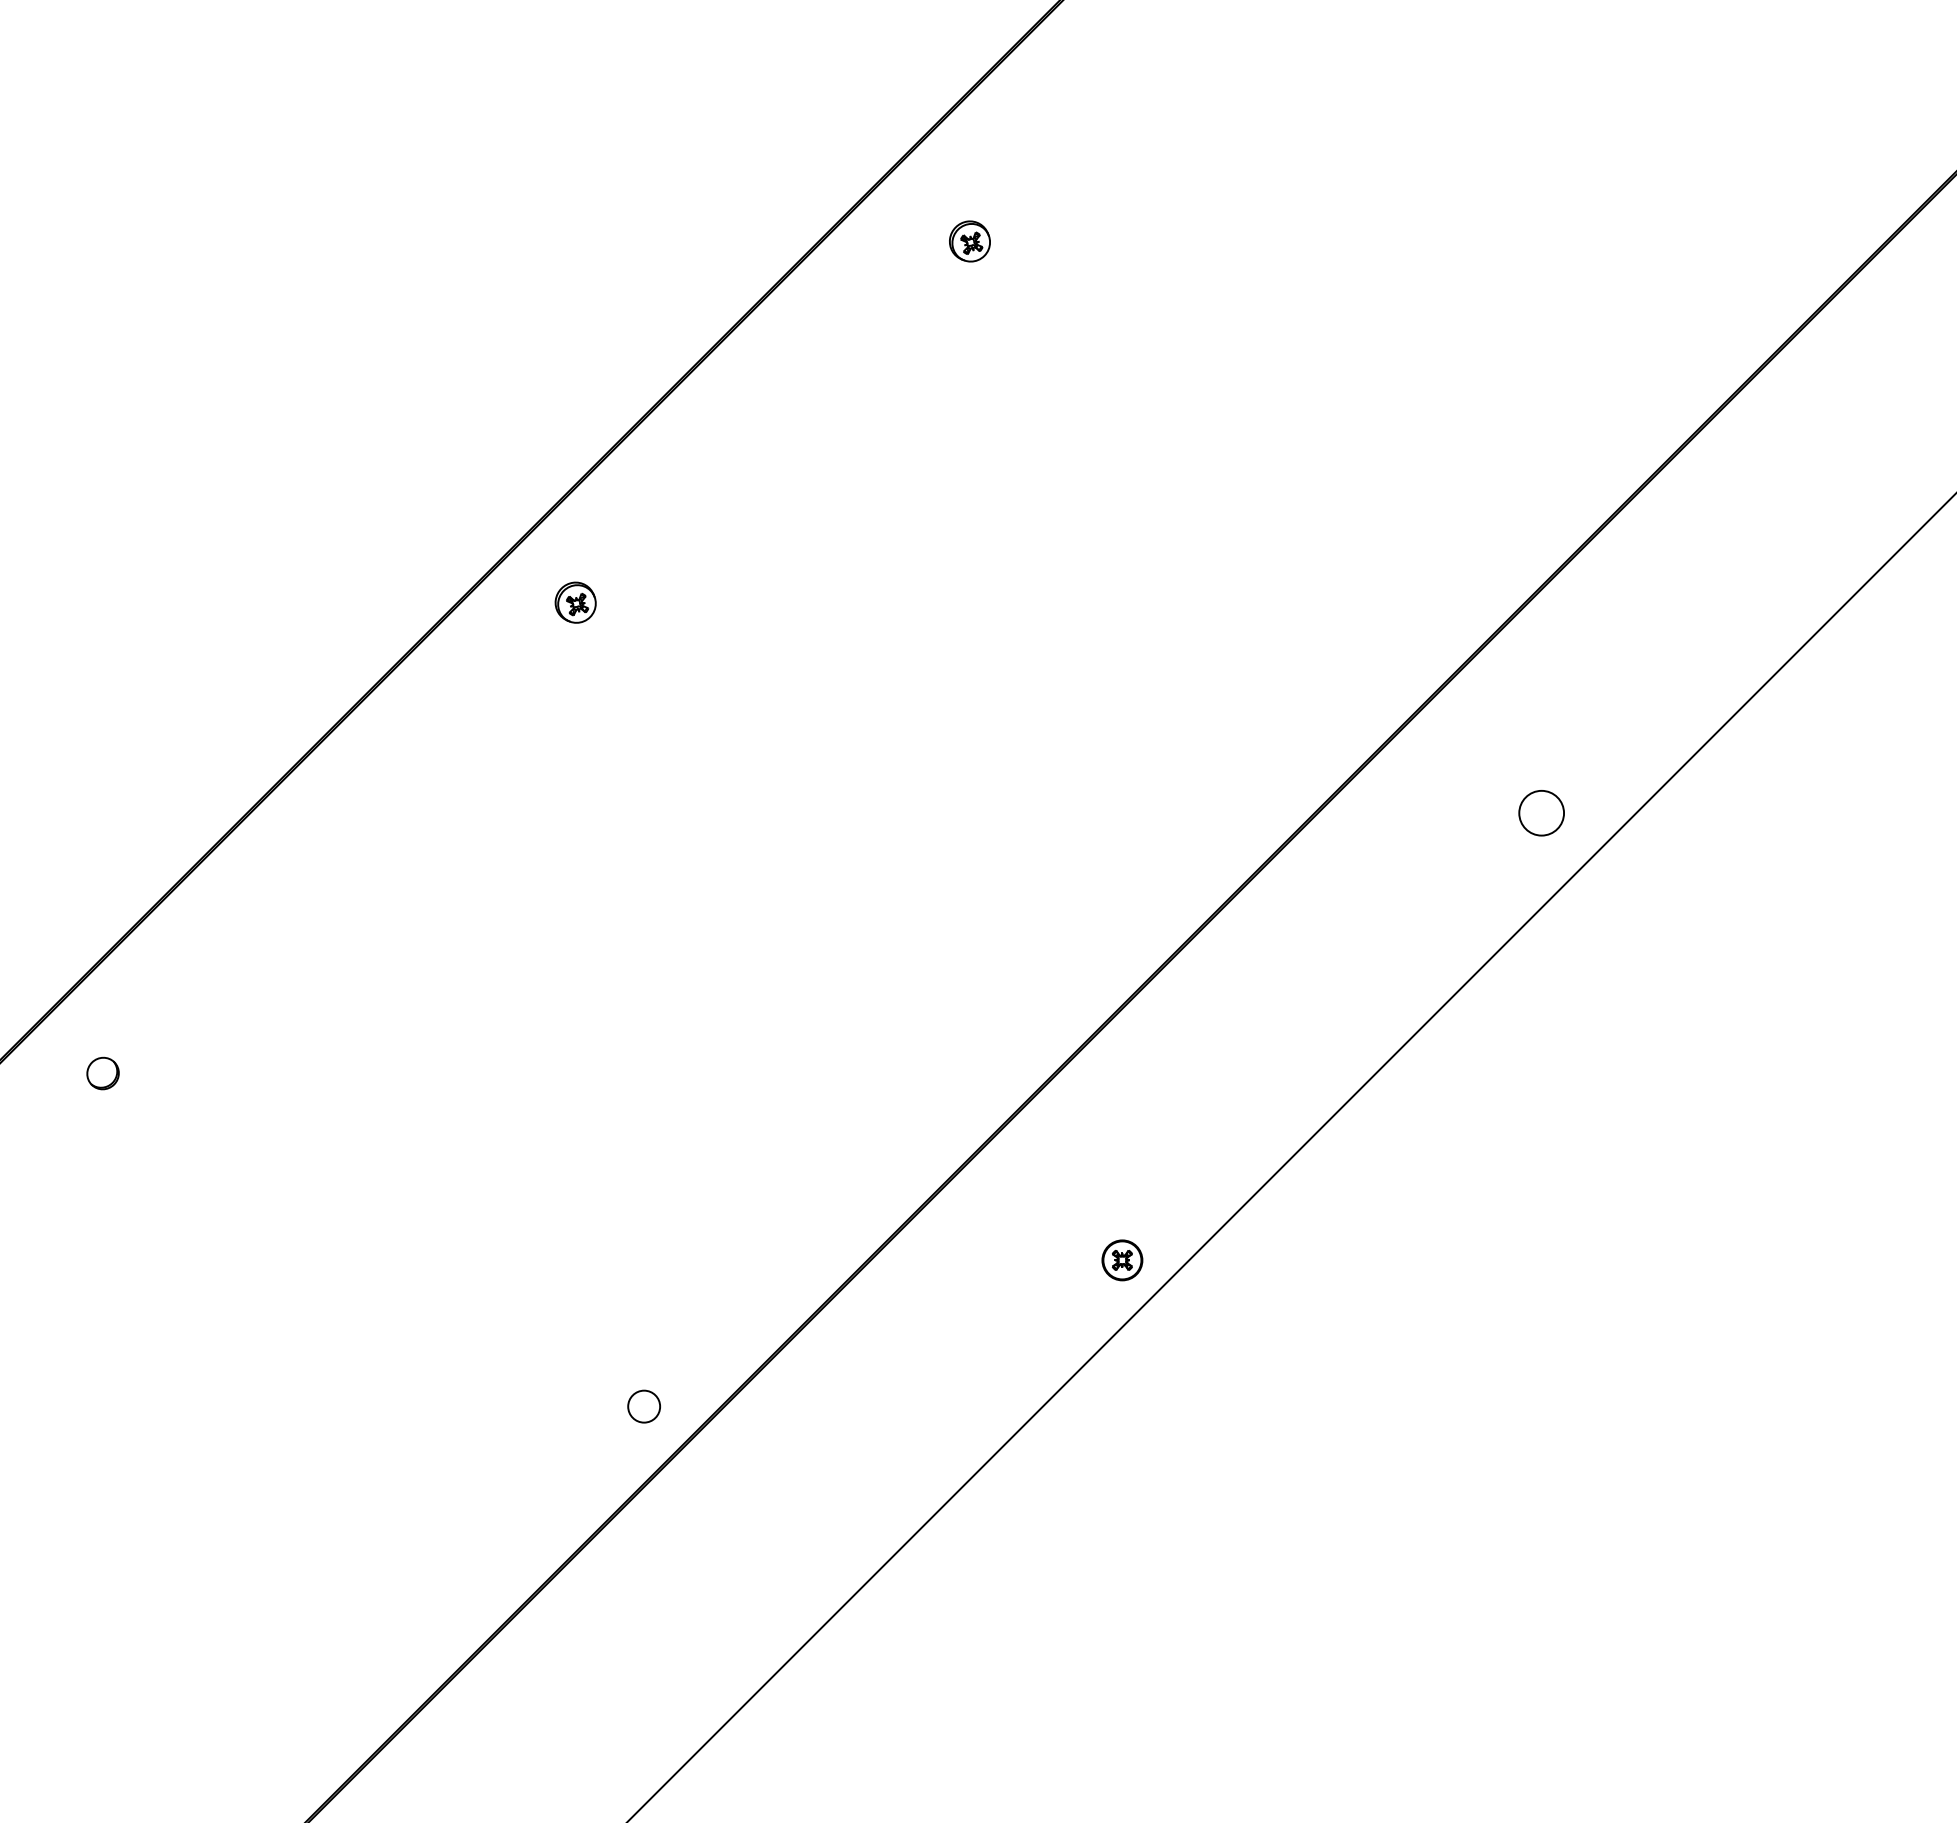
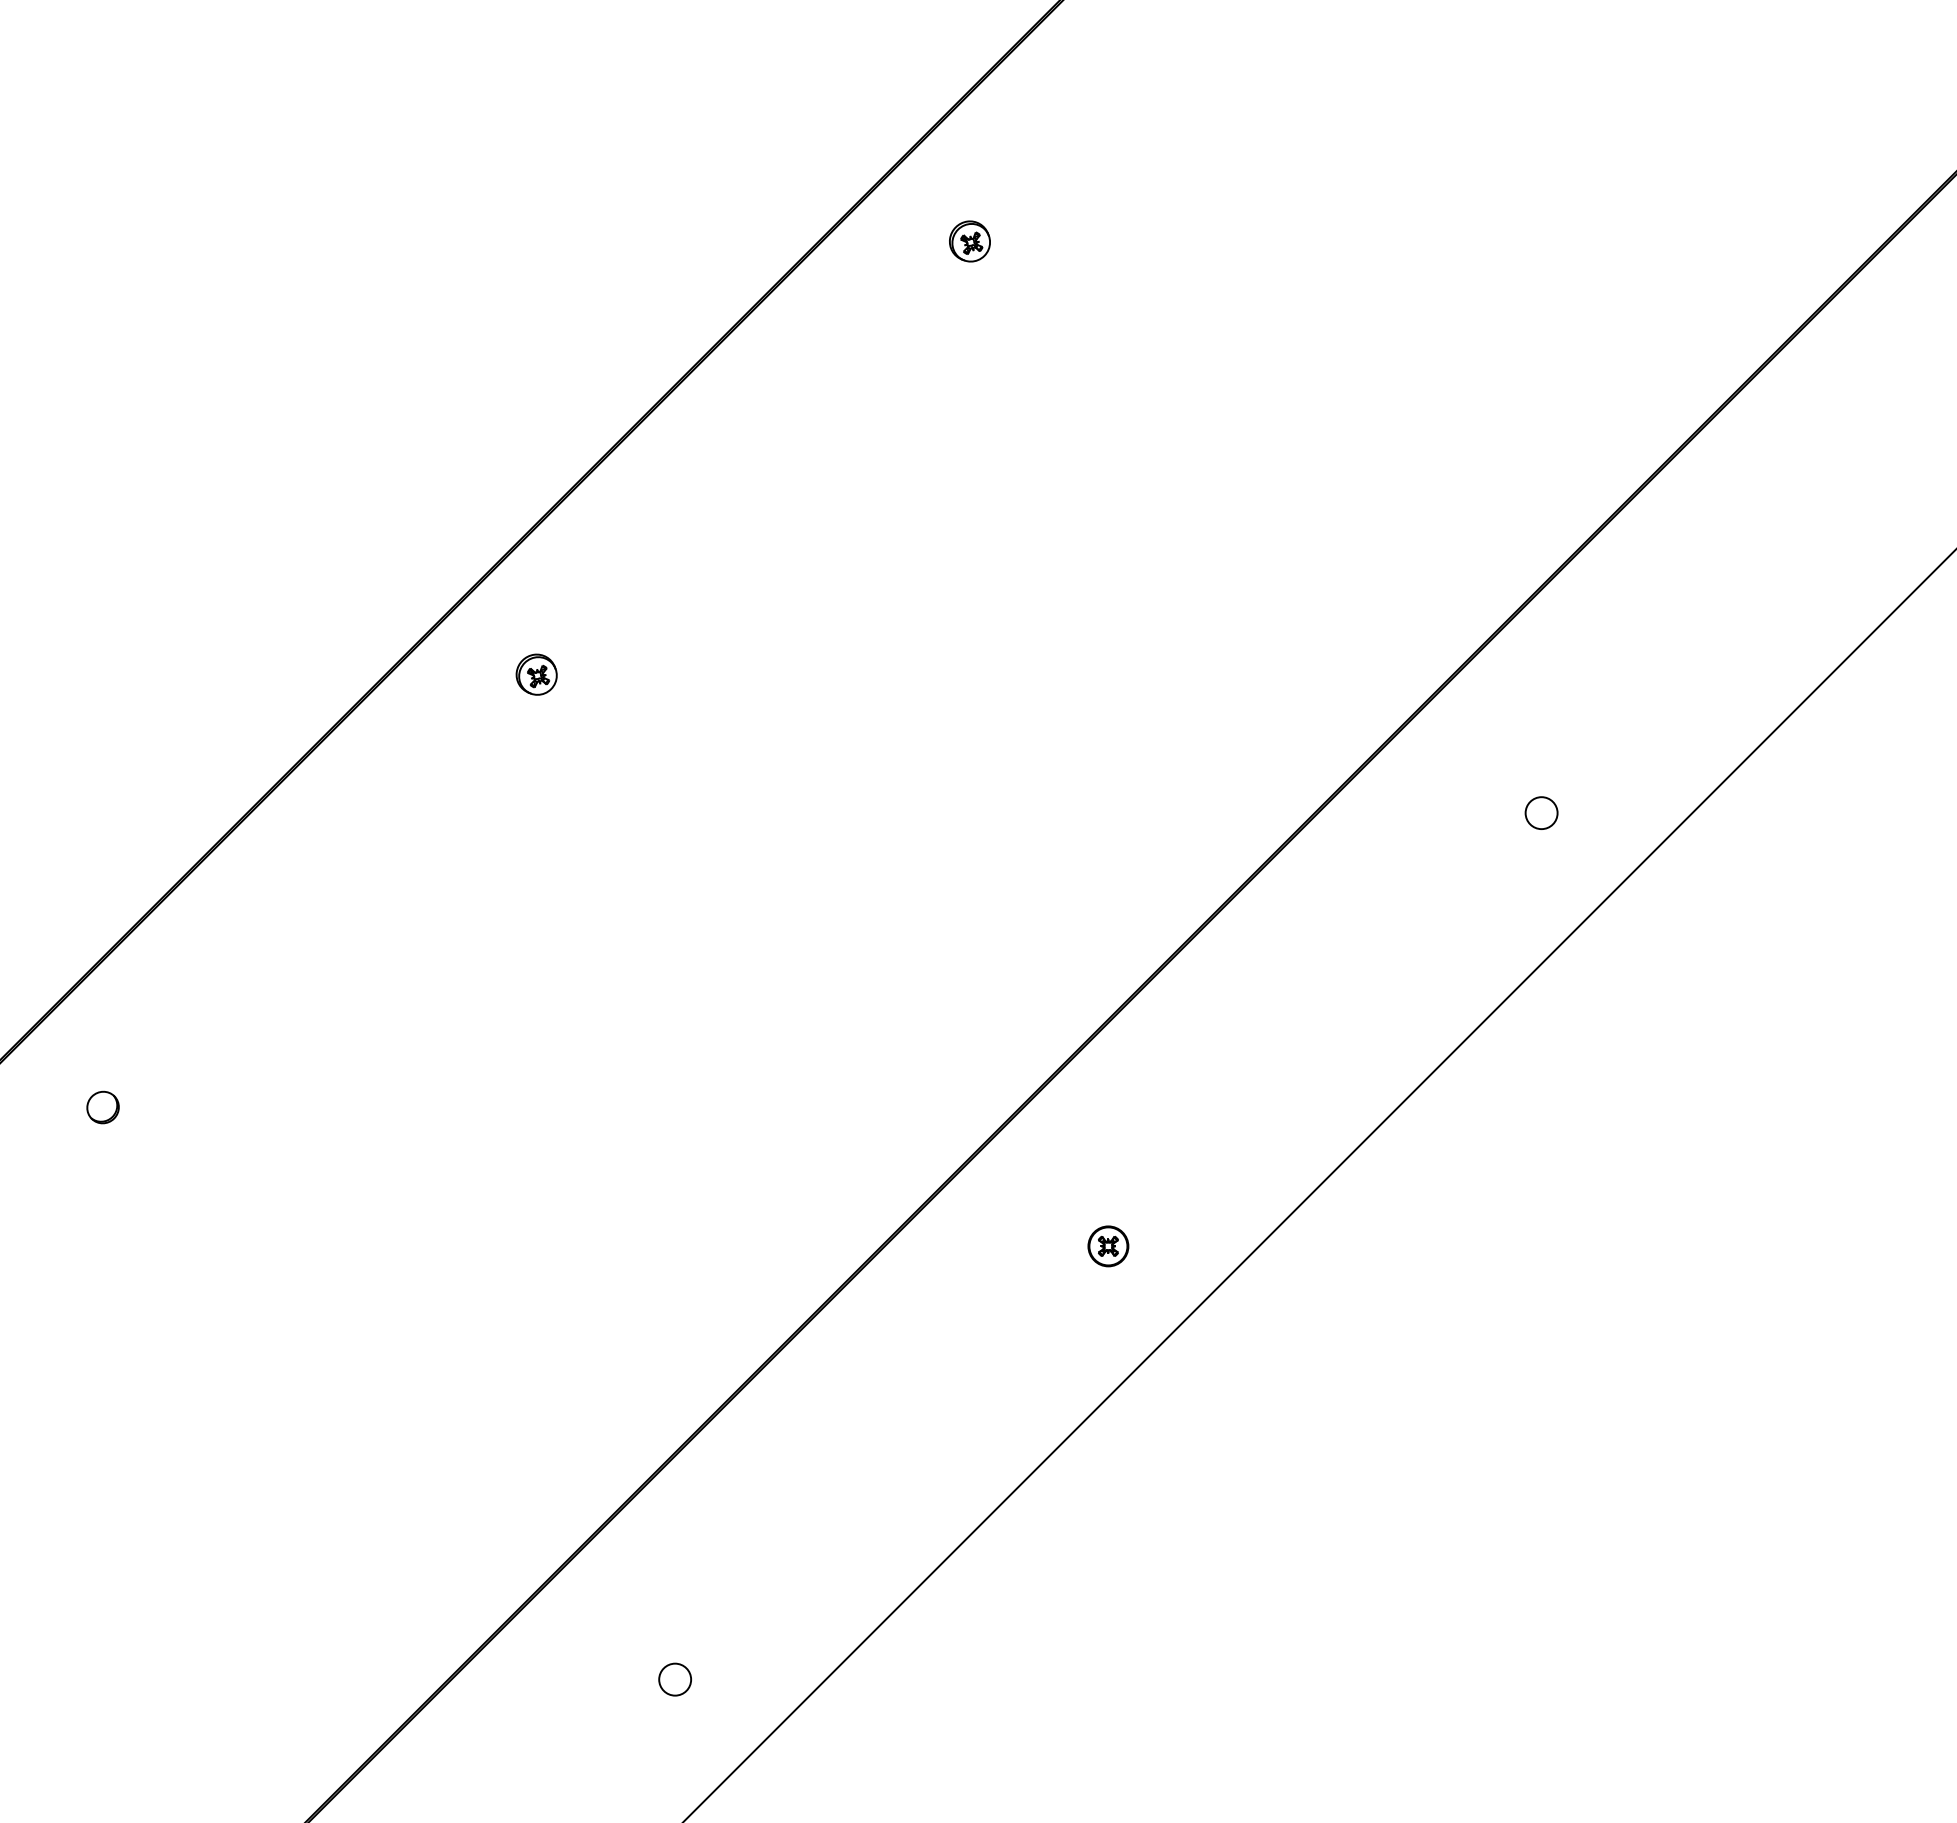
part position: (575, 602) -> (536, 674) (536, 674)
circle size: 47x47 px -> 35x34 px (1541, 812)
part position: (102, 1073) -> (102, 1107) (102, 1107)
line position: (1291, 1157) -> (1319, 1185) (1319, 1185)
part position: (1122, 1260) -> (1108, 1246) (1108, 1246)
circle position: (643, 1406) -> (674, 1679) (674, 1679)
